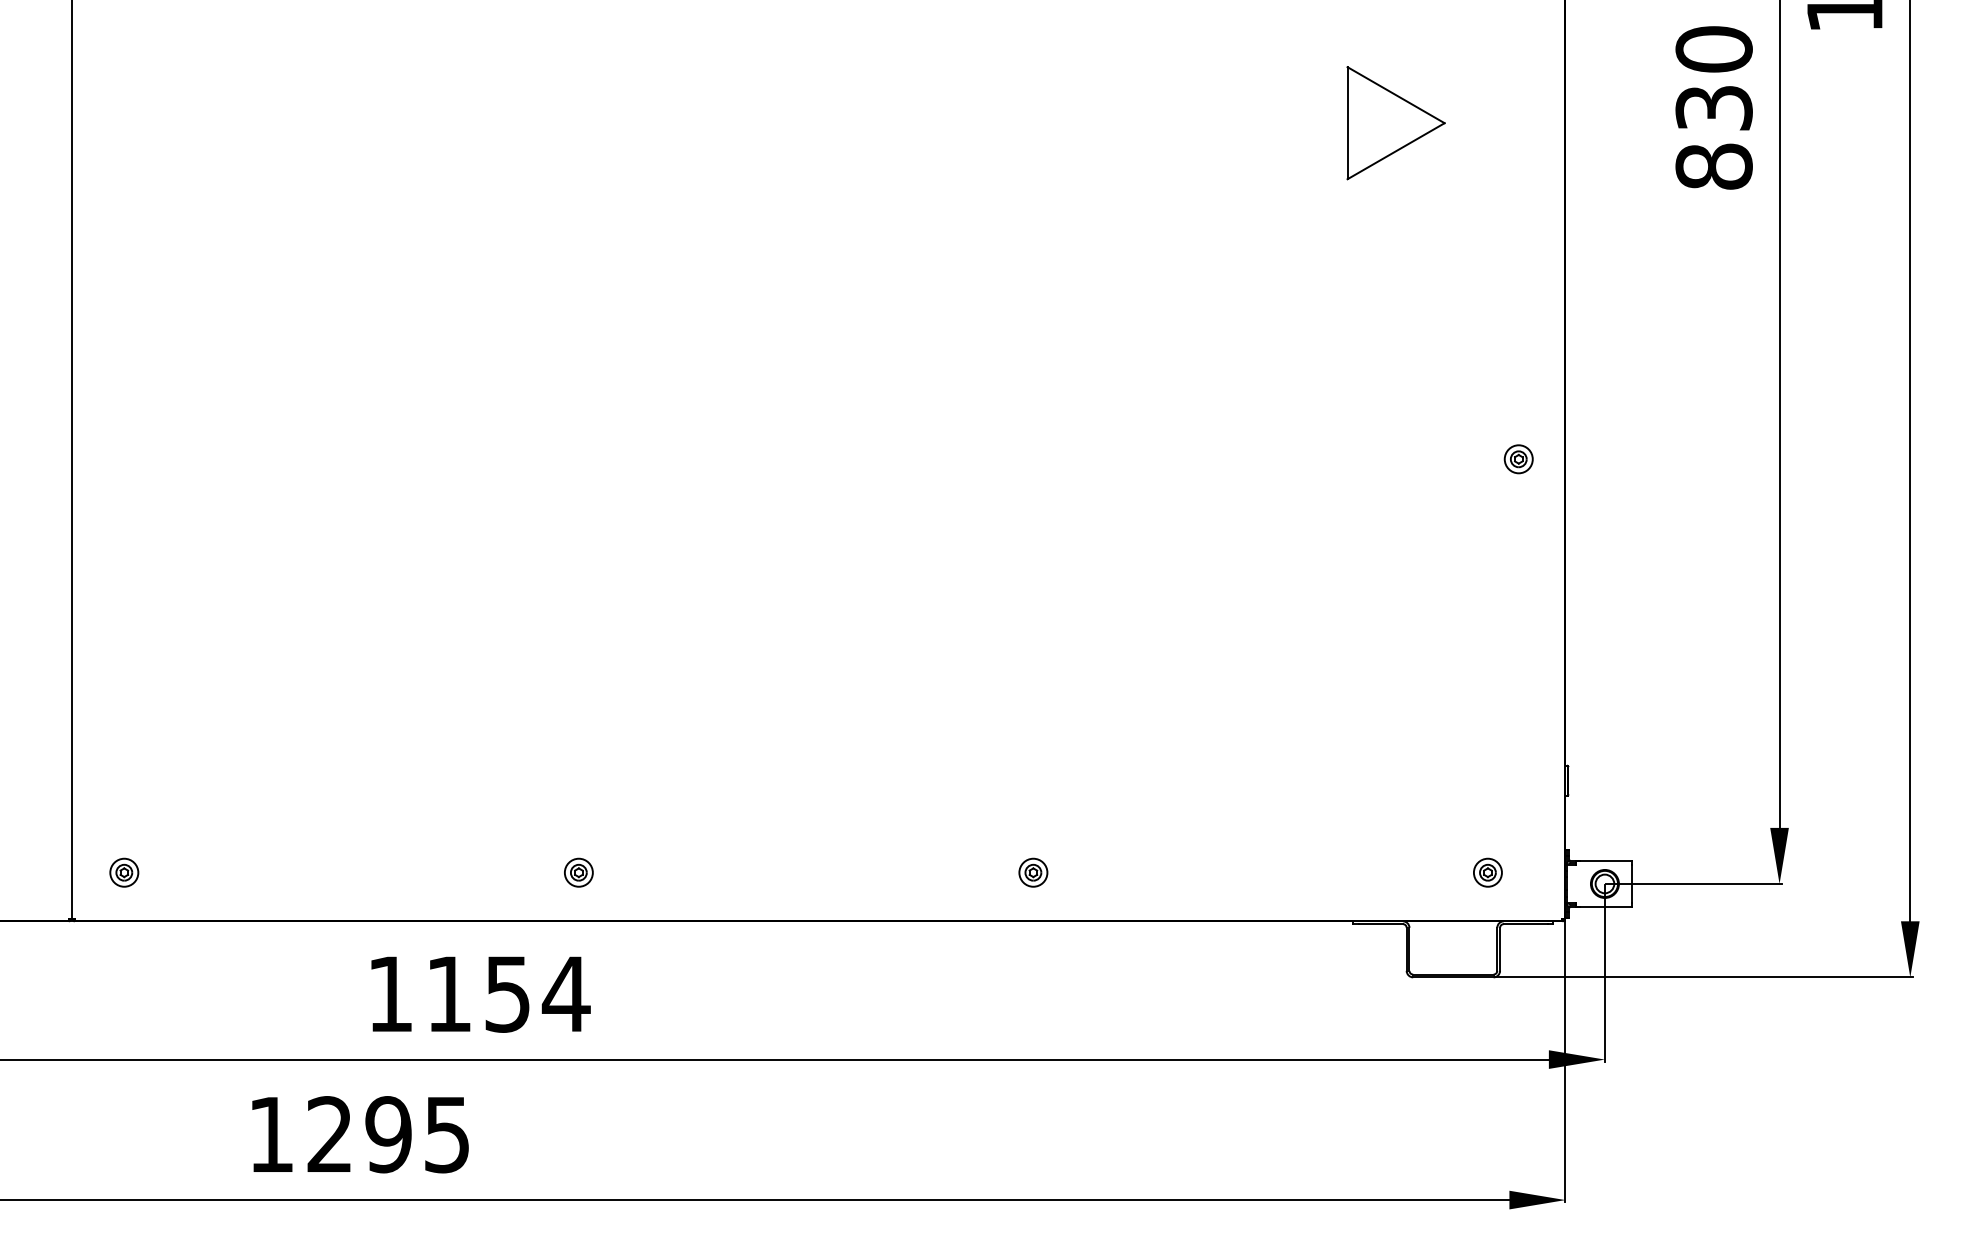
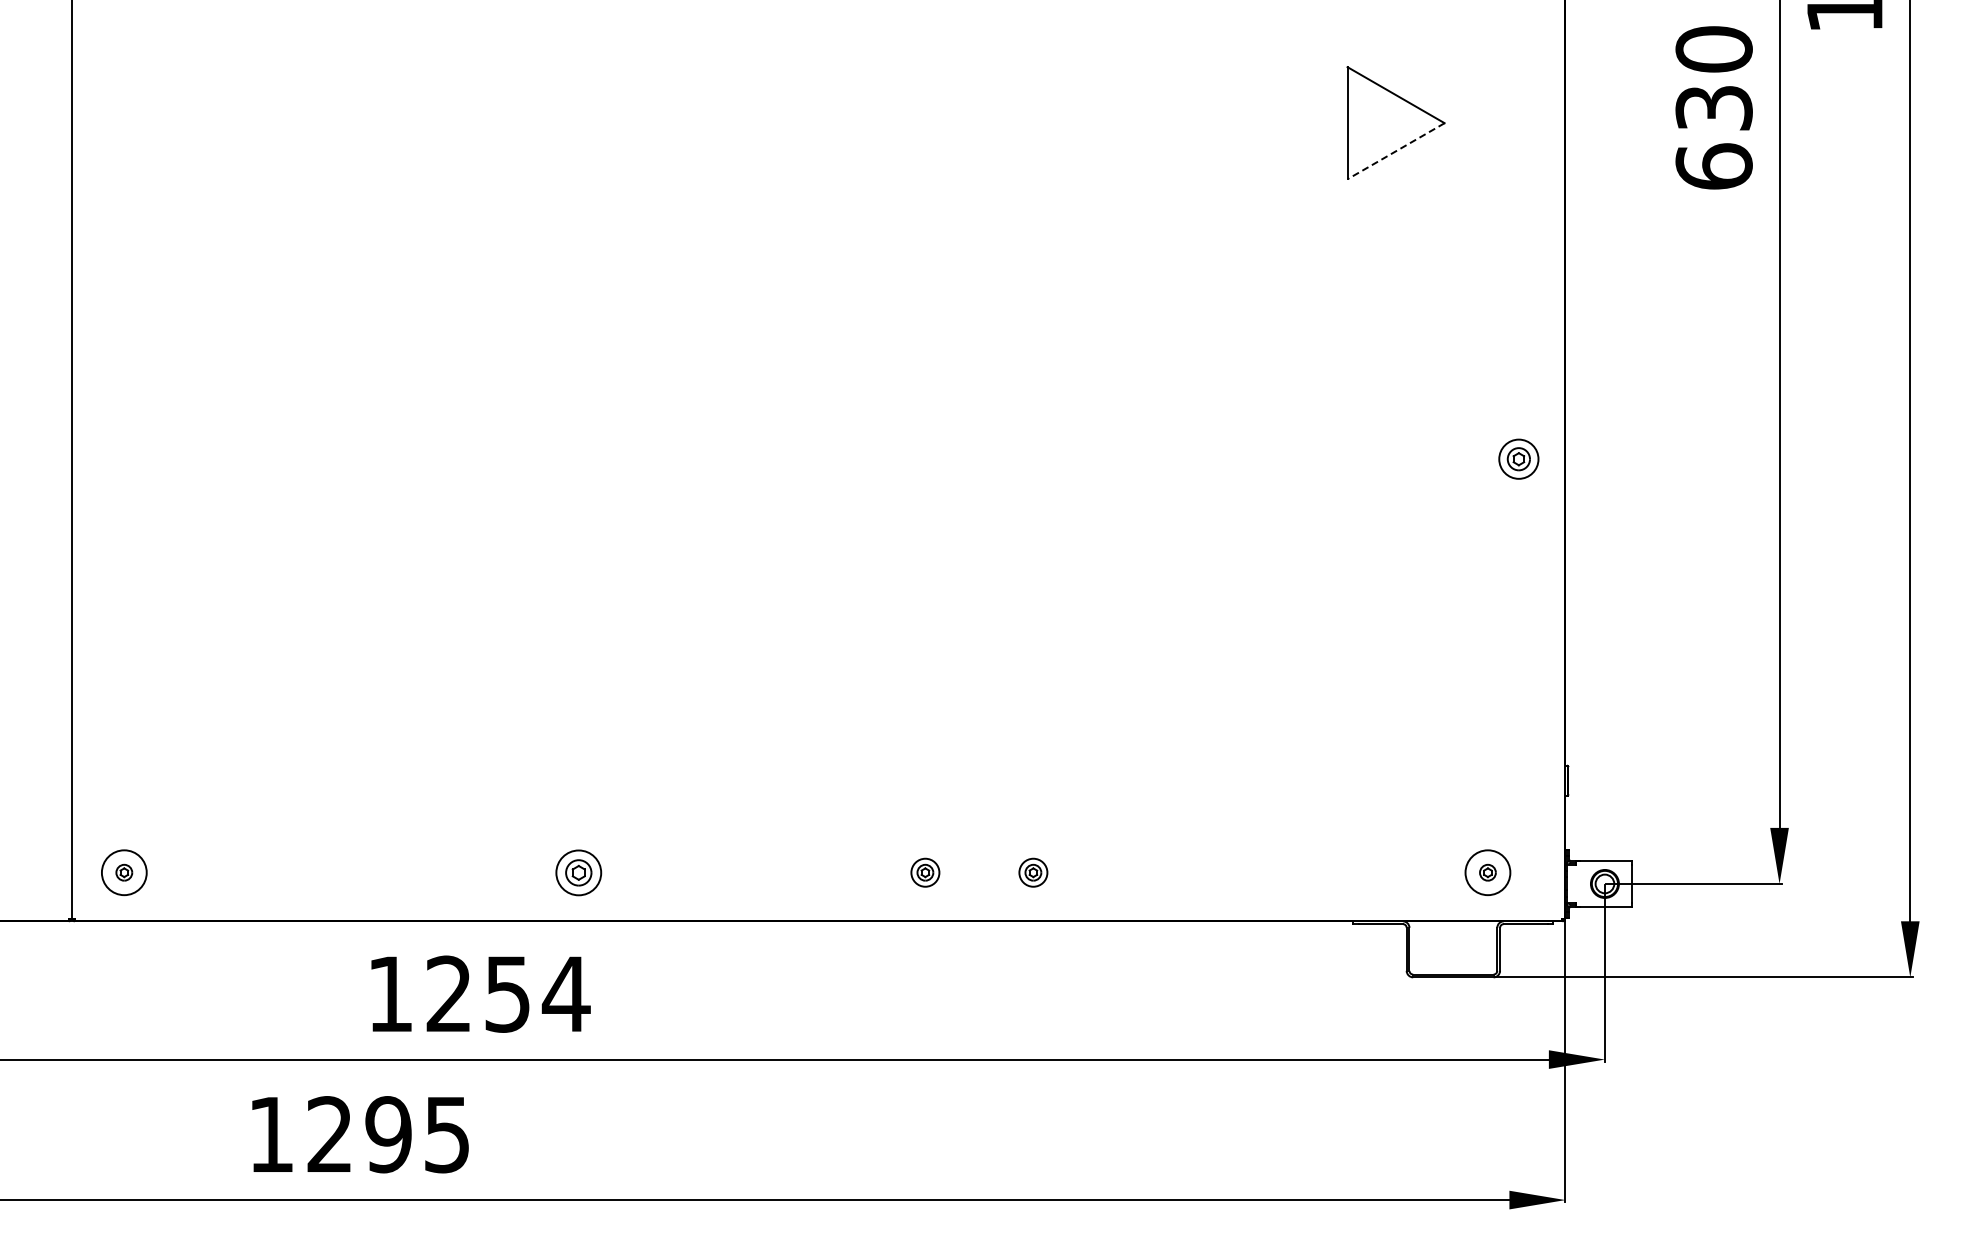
line: solid -> dashed (1395, 151)
text: 830 -> 630 (1713, 166)
part size: 31x31 px -> 42x42 px (1518, 458)
circle diameter: 28 px -> 45 px (123, 872)
part size: 30x31 px -> 48x48 px (578, 872)
part: none -> present (925, 872)
circle diameter: 28 px -> 45 px (1487, 872)
text: 1154 -> 1254 (448, 993)
